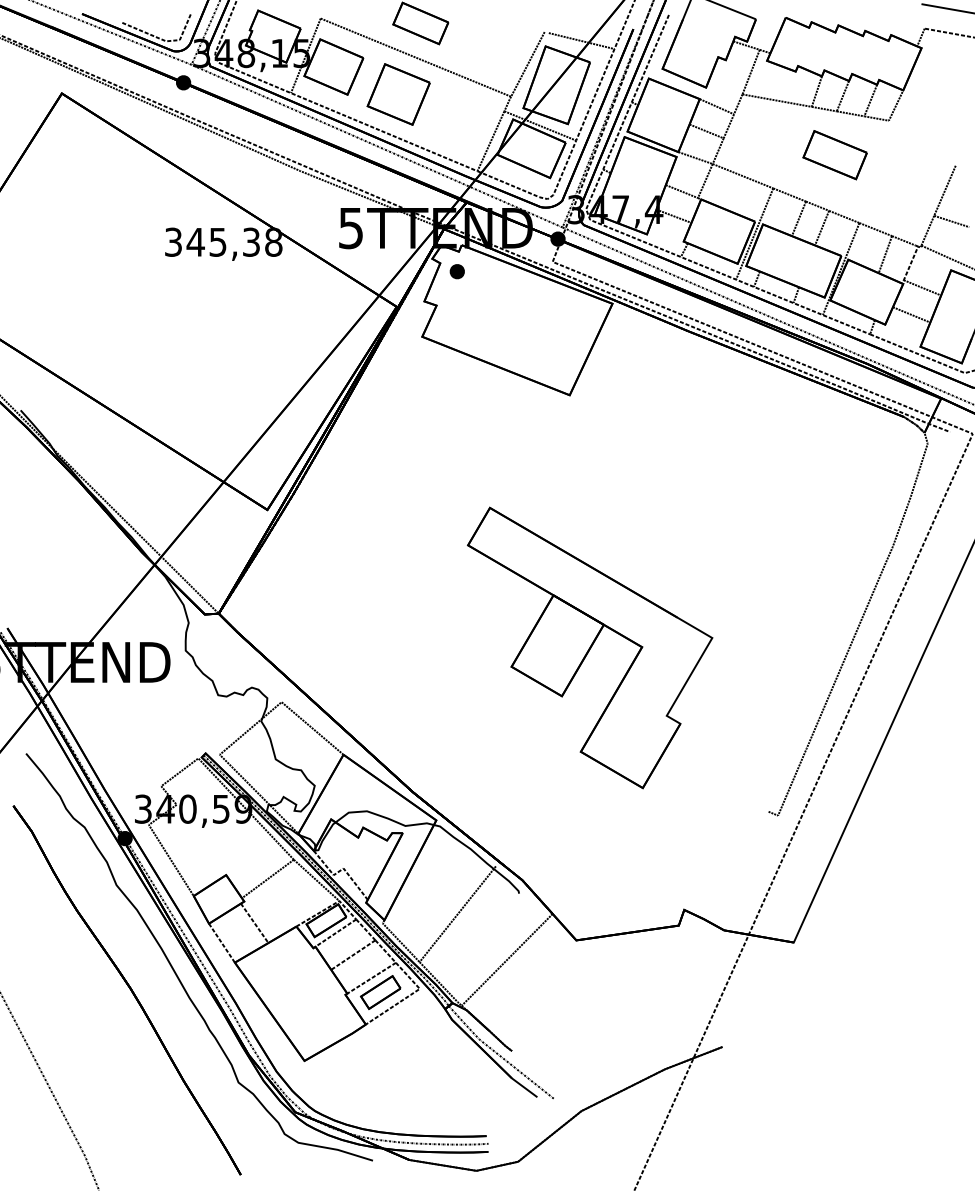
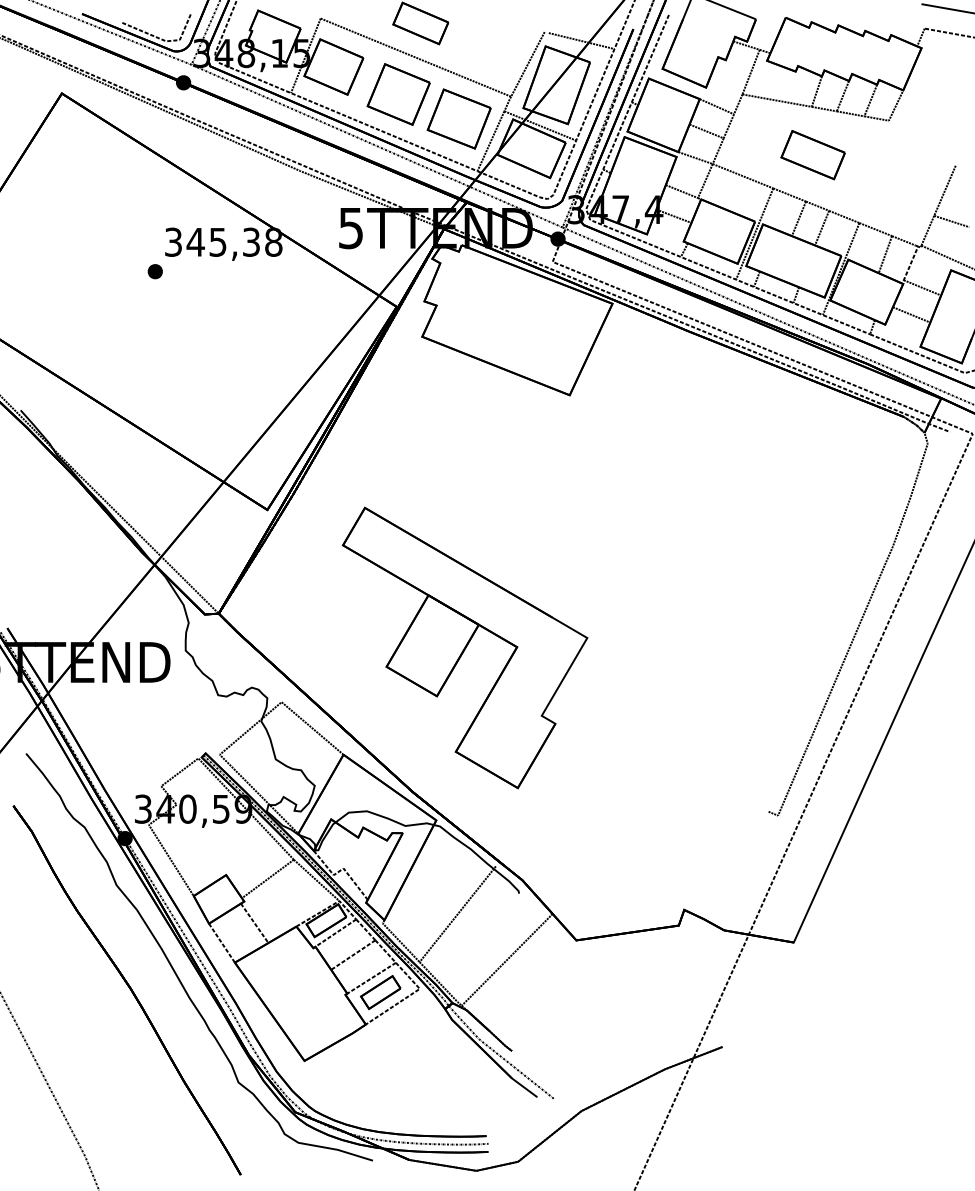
part: none -> present (458, 118)
part position: (834, 155) -> (812, 155) (812, 155)
part position: (456, 271) -> (154, 271) (154, 271)
part position: (590, 647) -> (465, 647) (465, 647)
